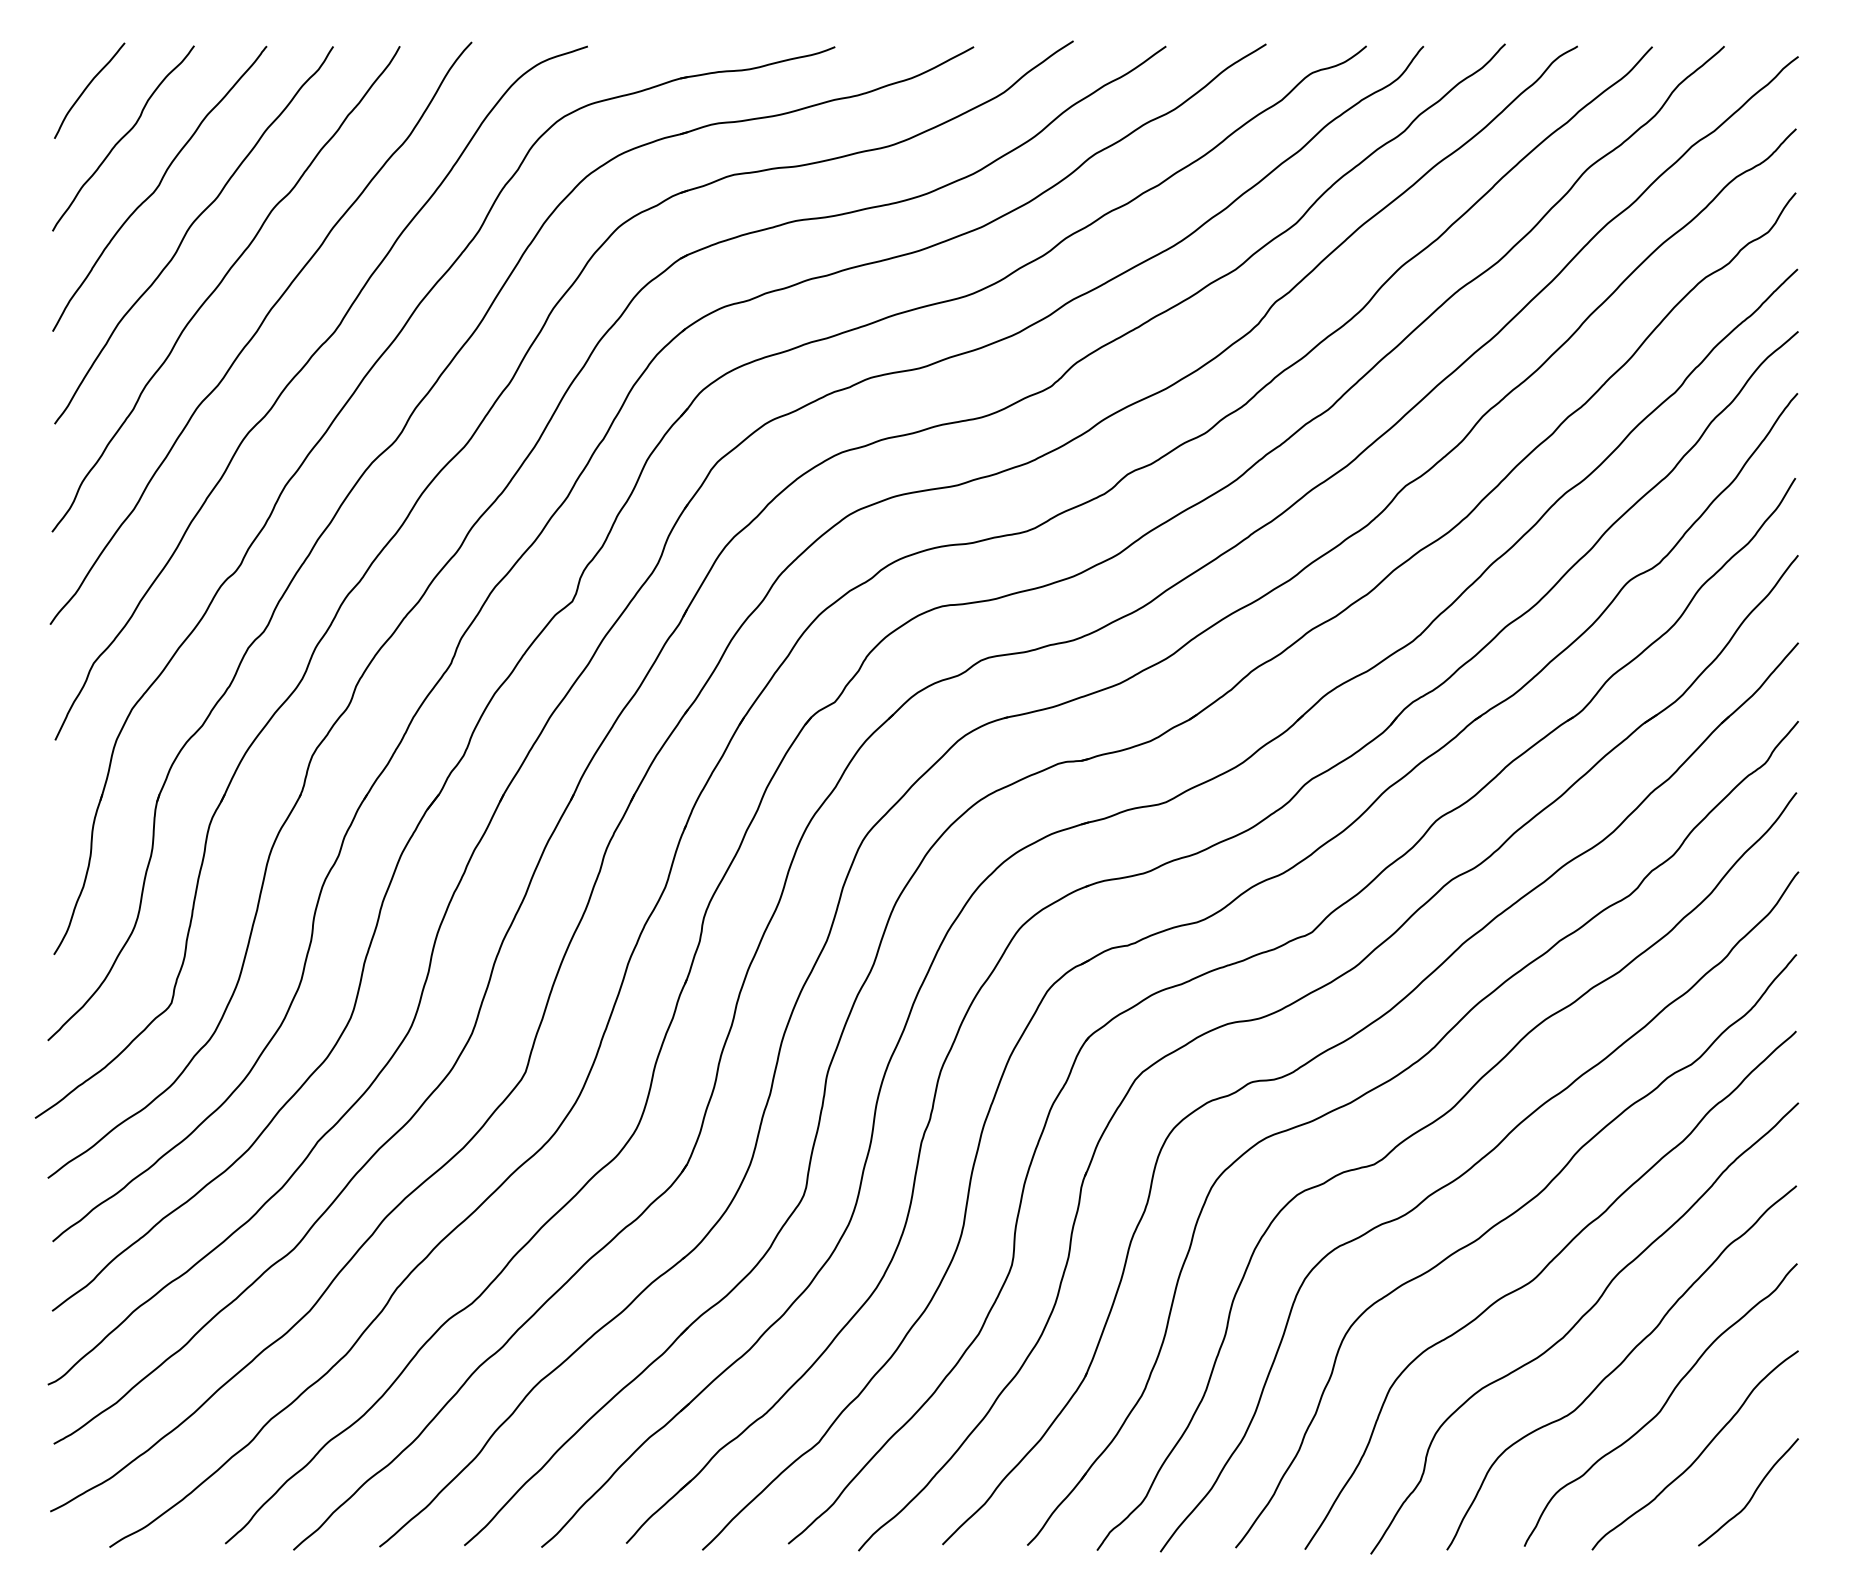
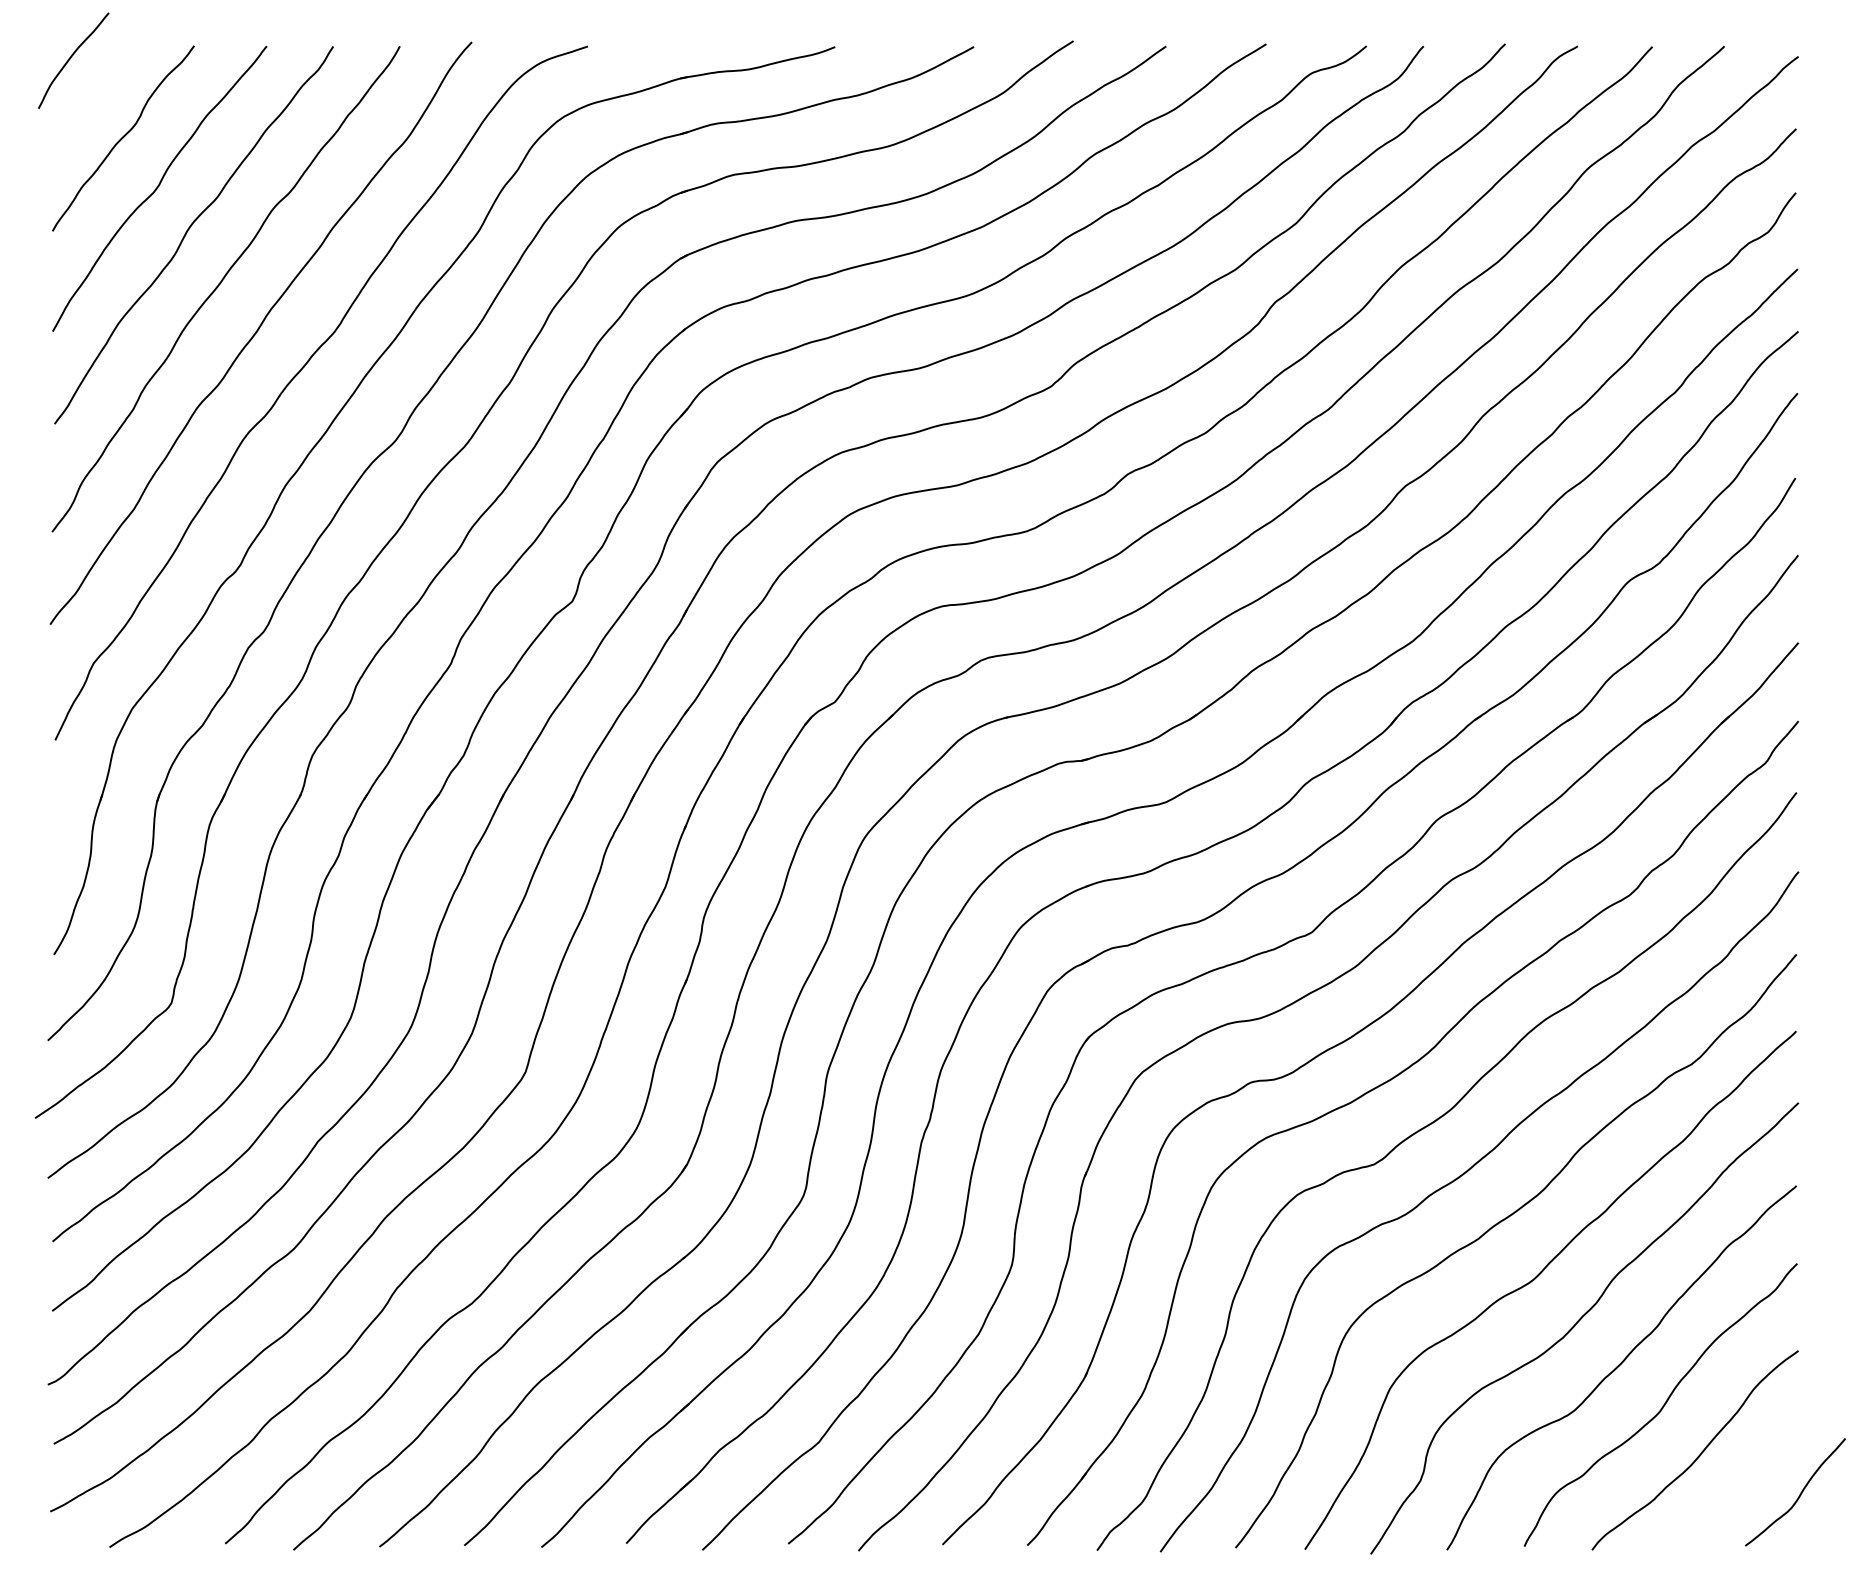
curve position: (87, 88) -> (71, 58) (71, 58)
curve position: (1752, 1494) -> (1799, 1494) (1799, 1494)
